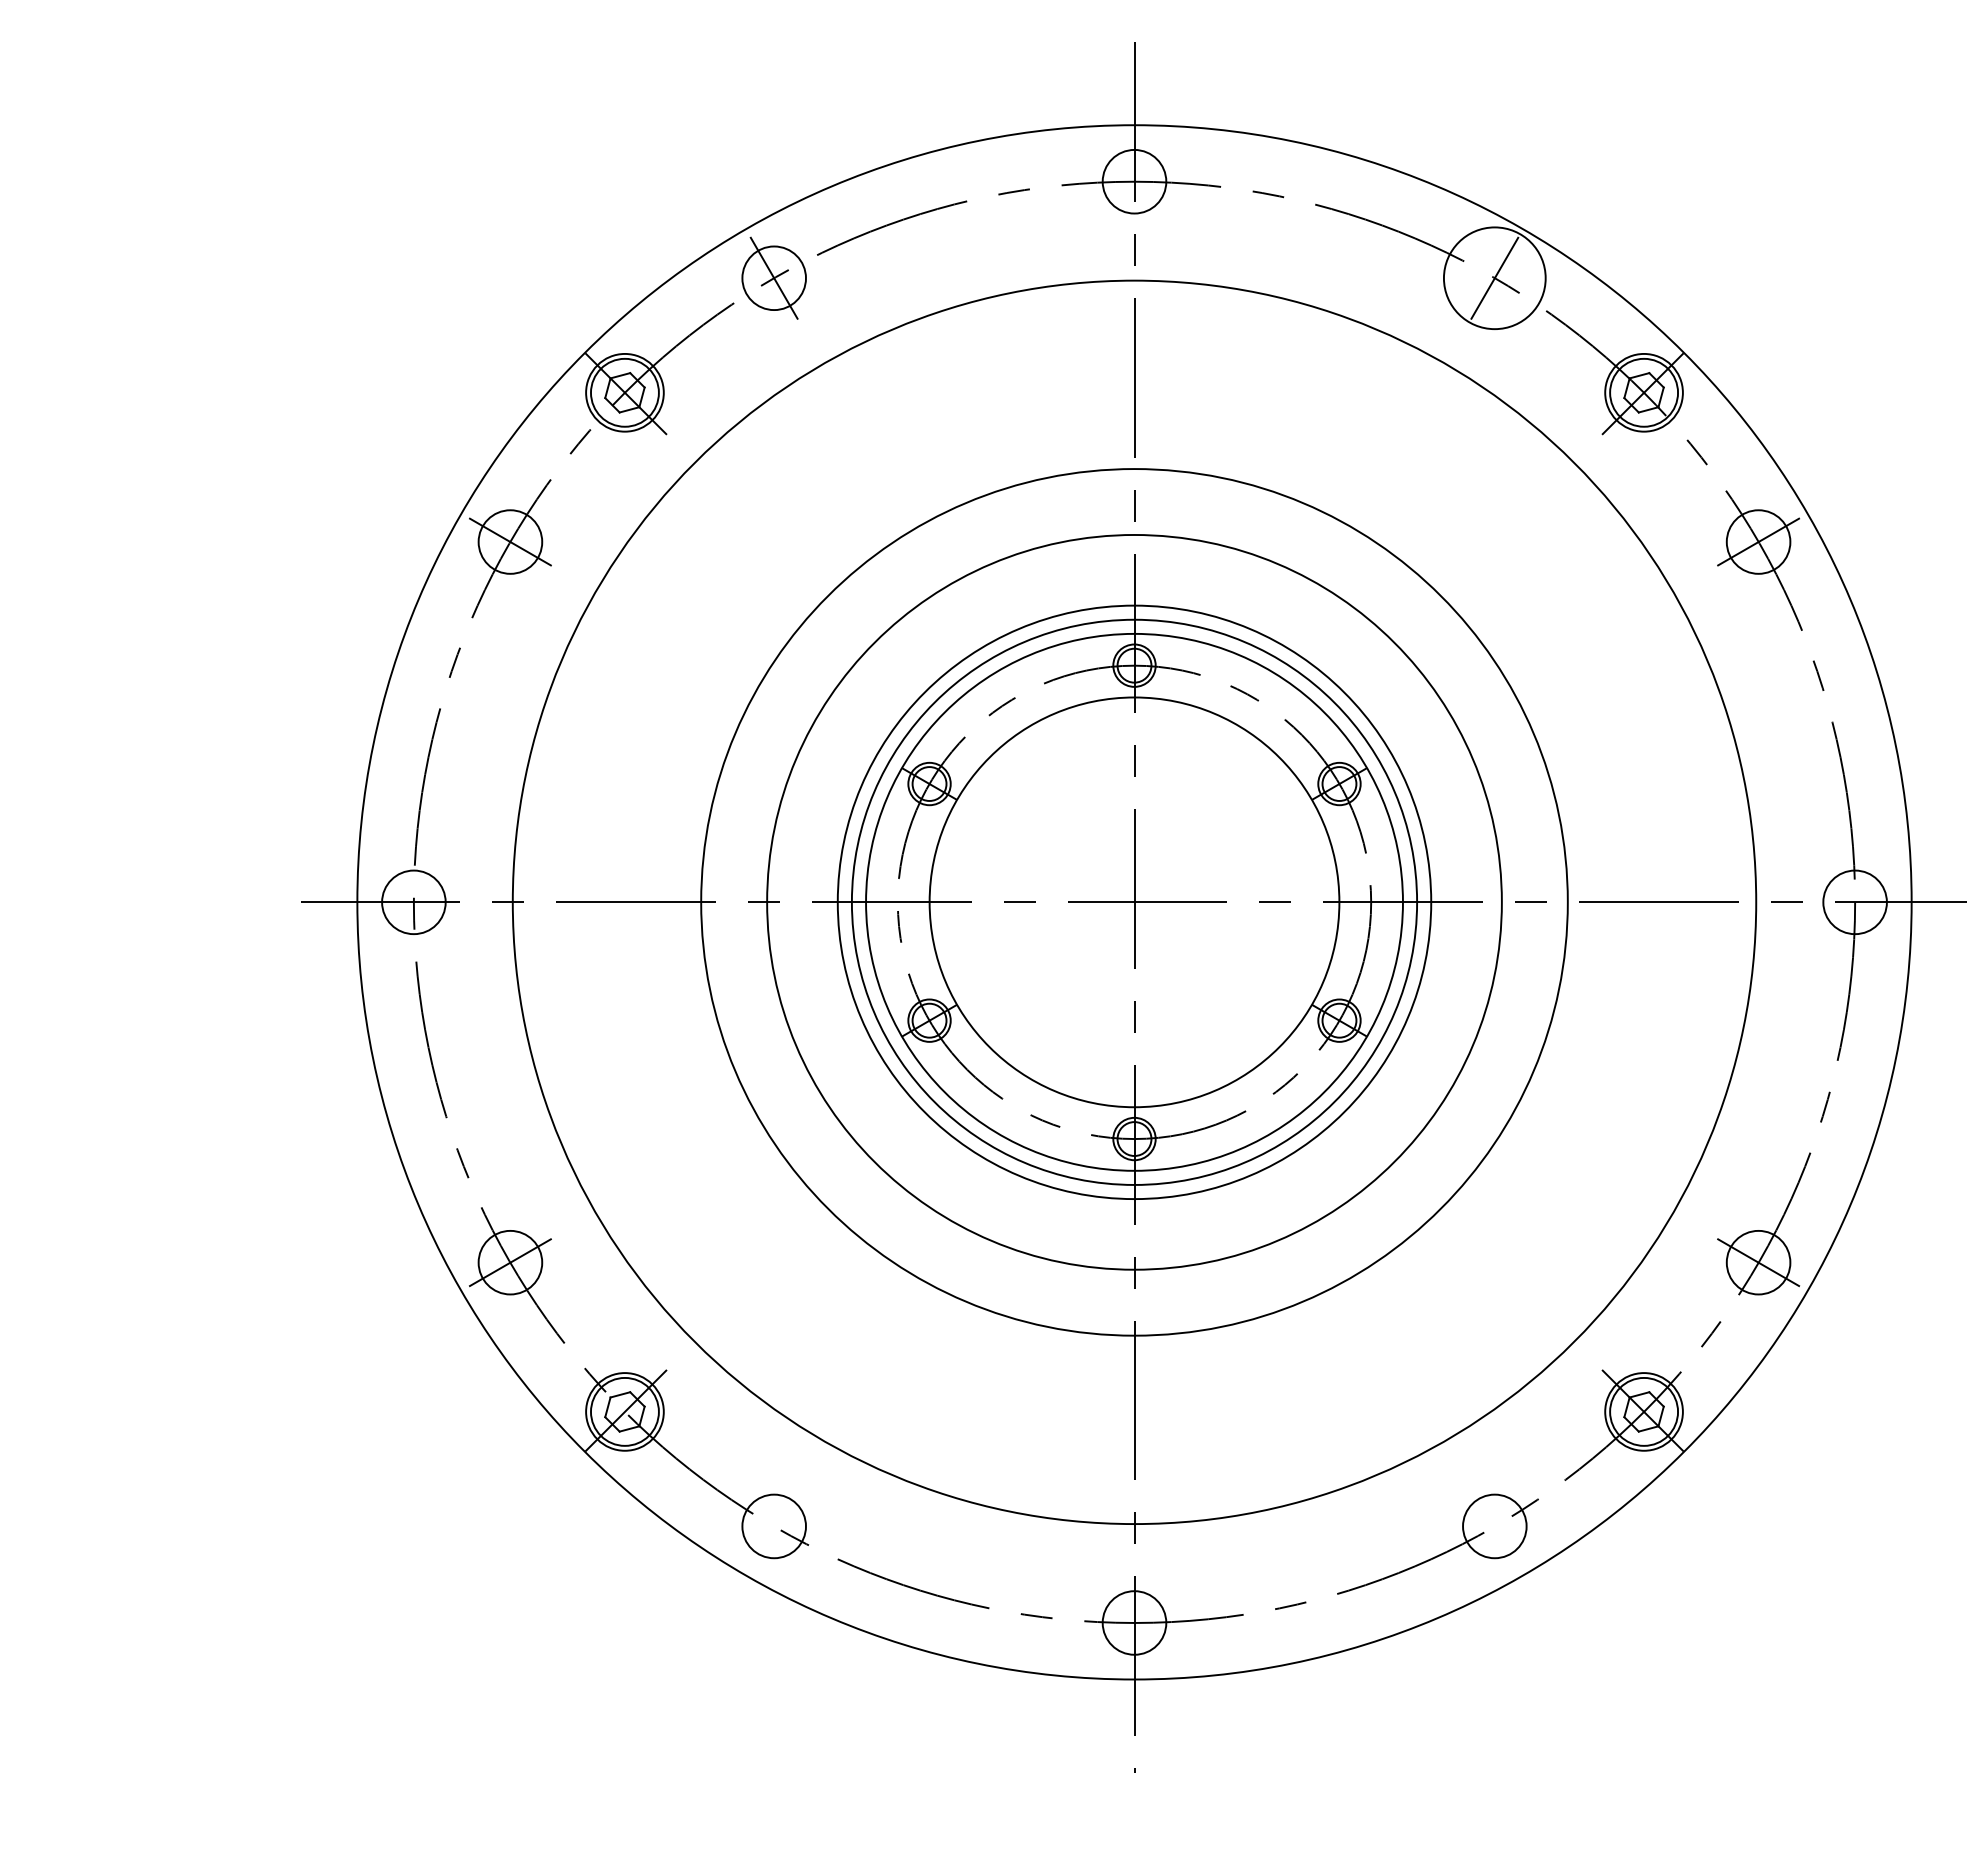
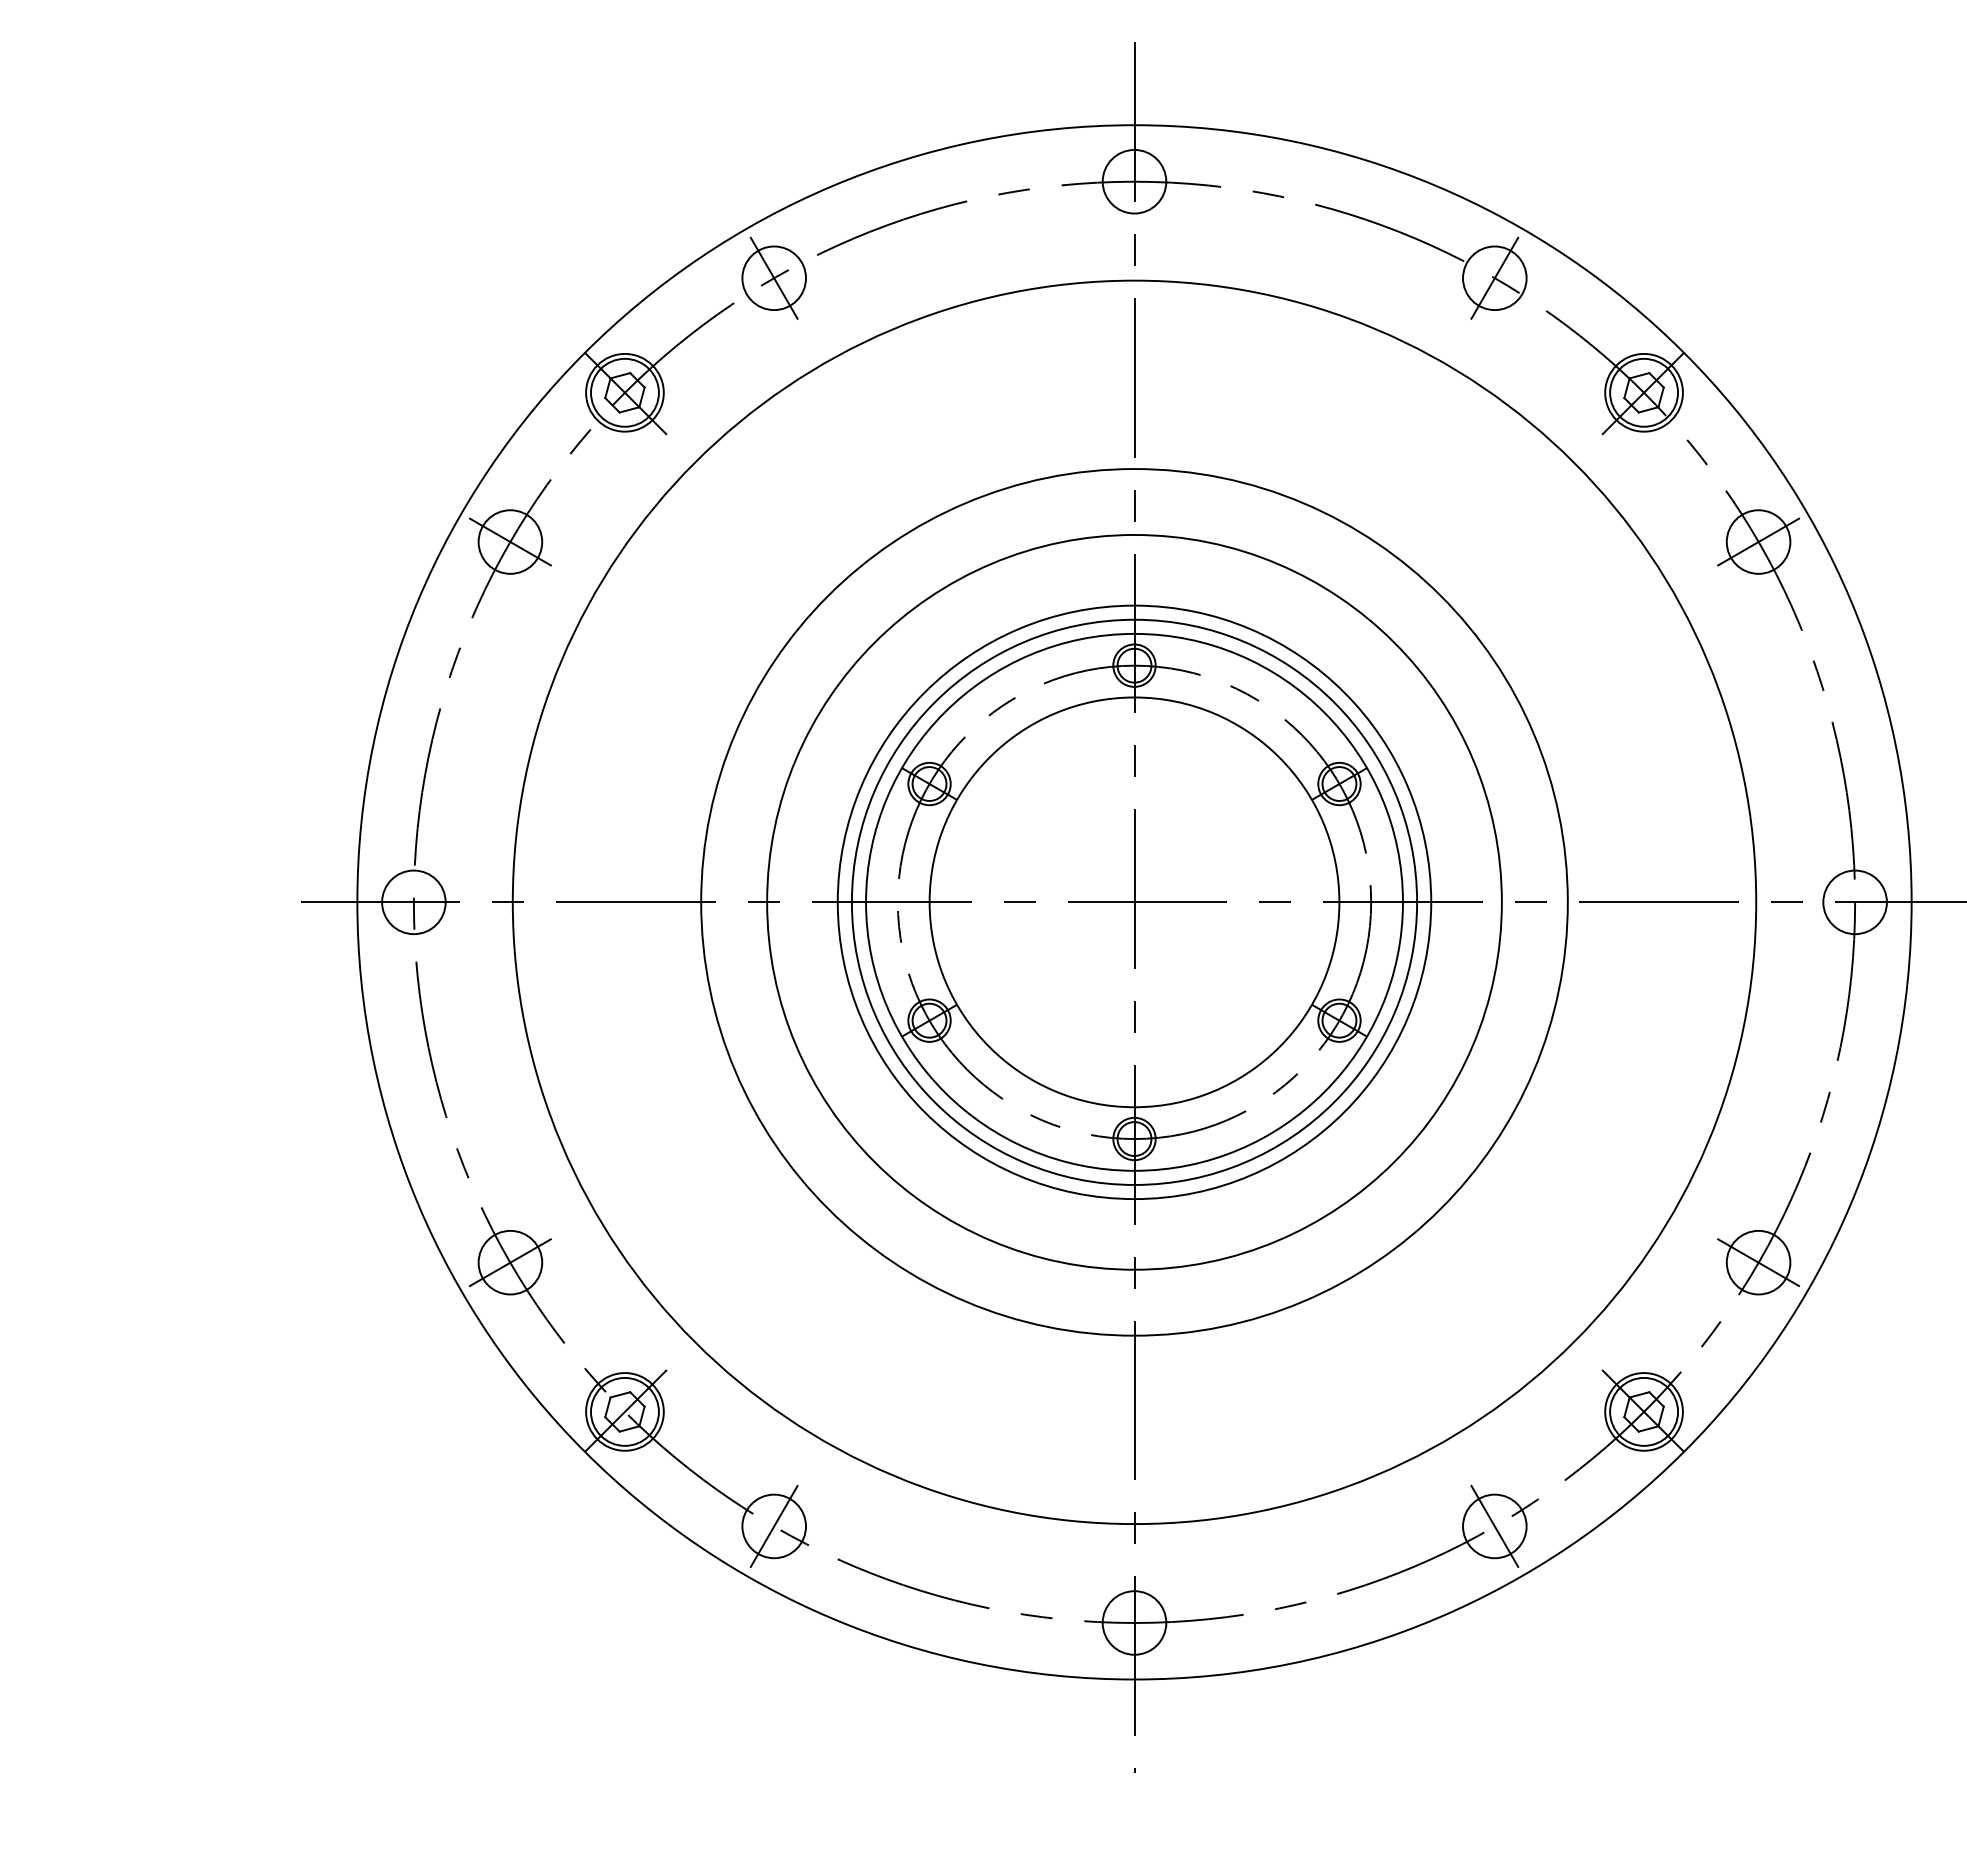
circle diameter: 102 px -> 64 px (1494, 278)
line: none -> present (774, 1526)
line: none -> present (1494, 1526)
